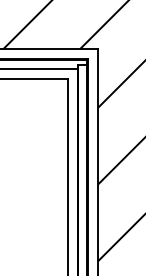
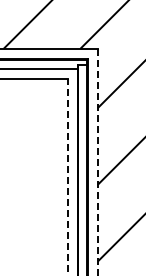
line: solid -> dashed (97, 162)
line: solid -> dashed (67, 176)
